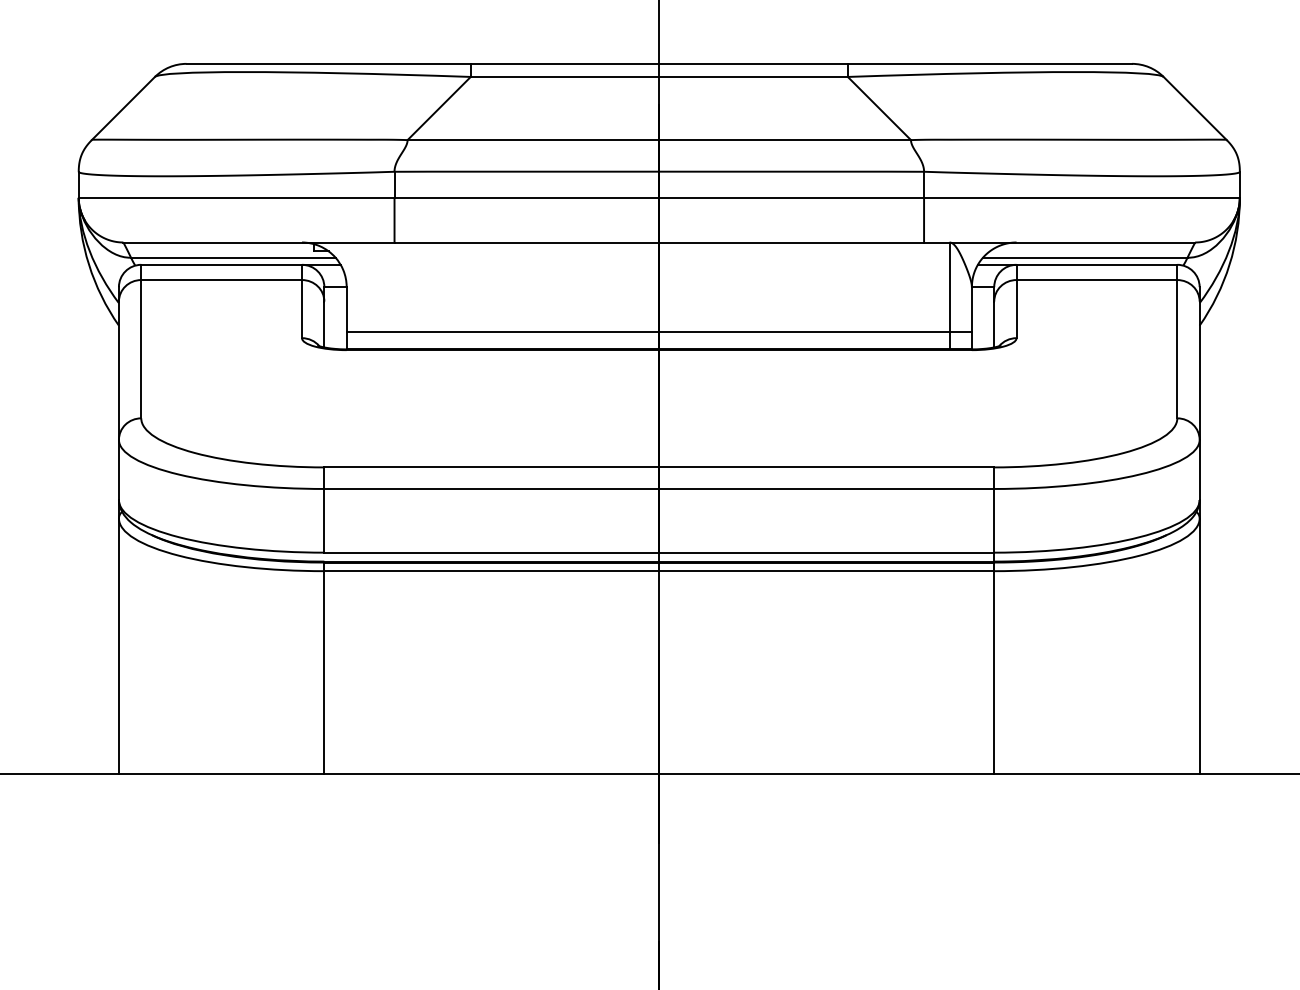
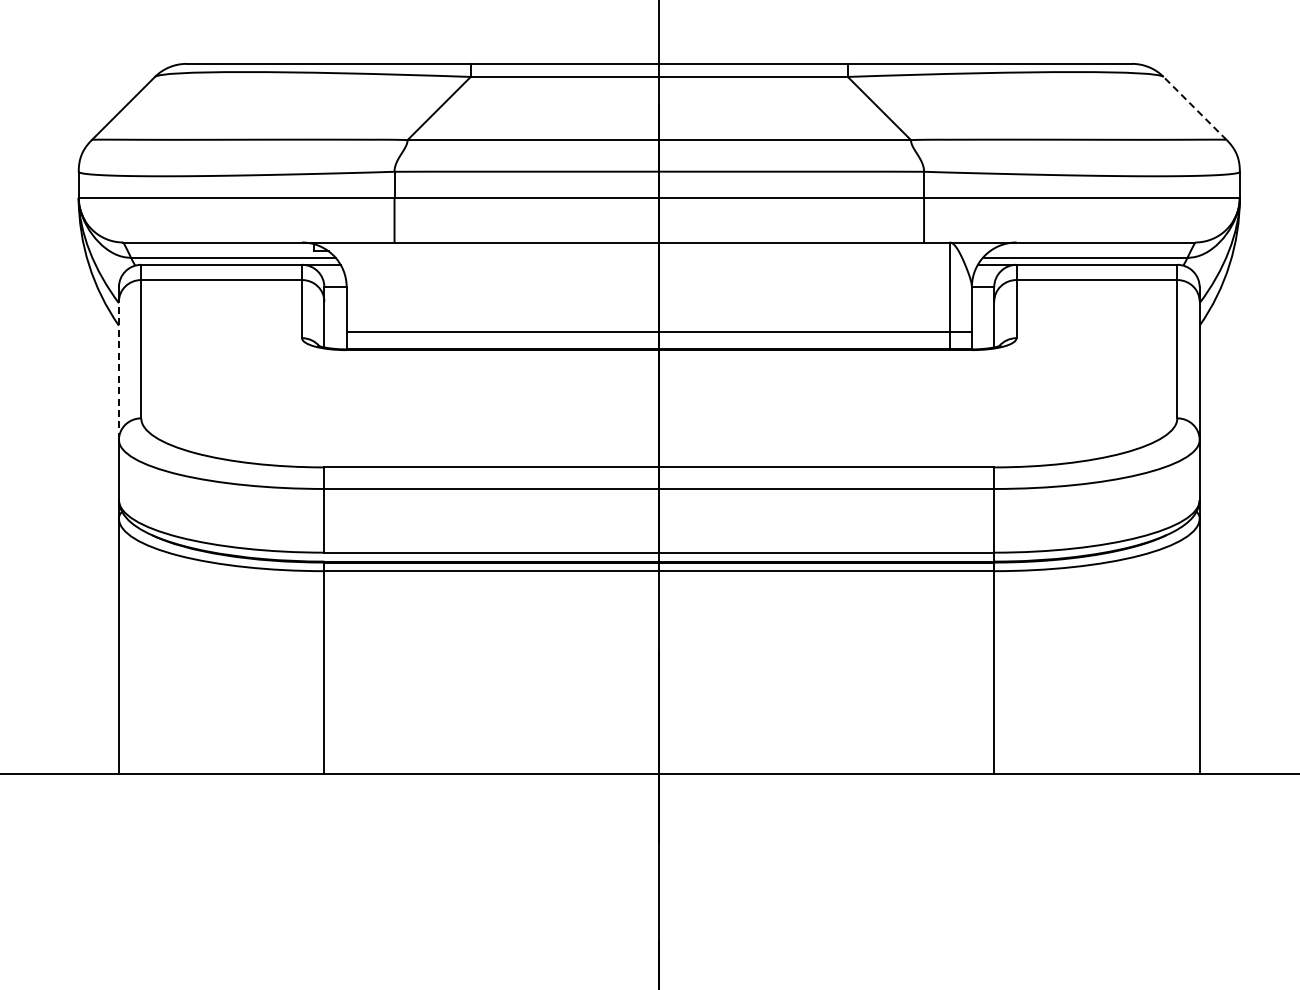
line: solid -> dashed (1195, 108)
line: solid -> dashed (118, 370)
